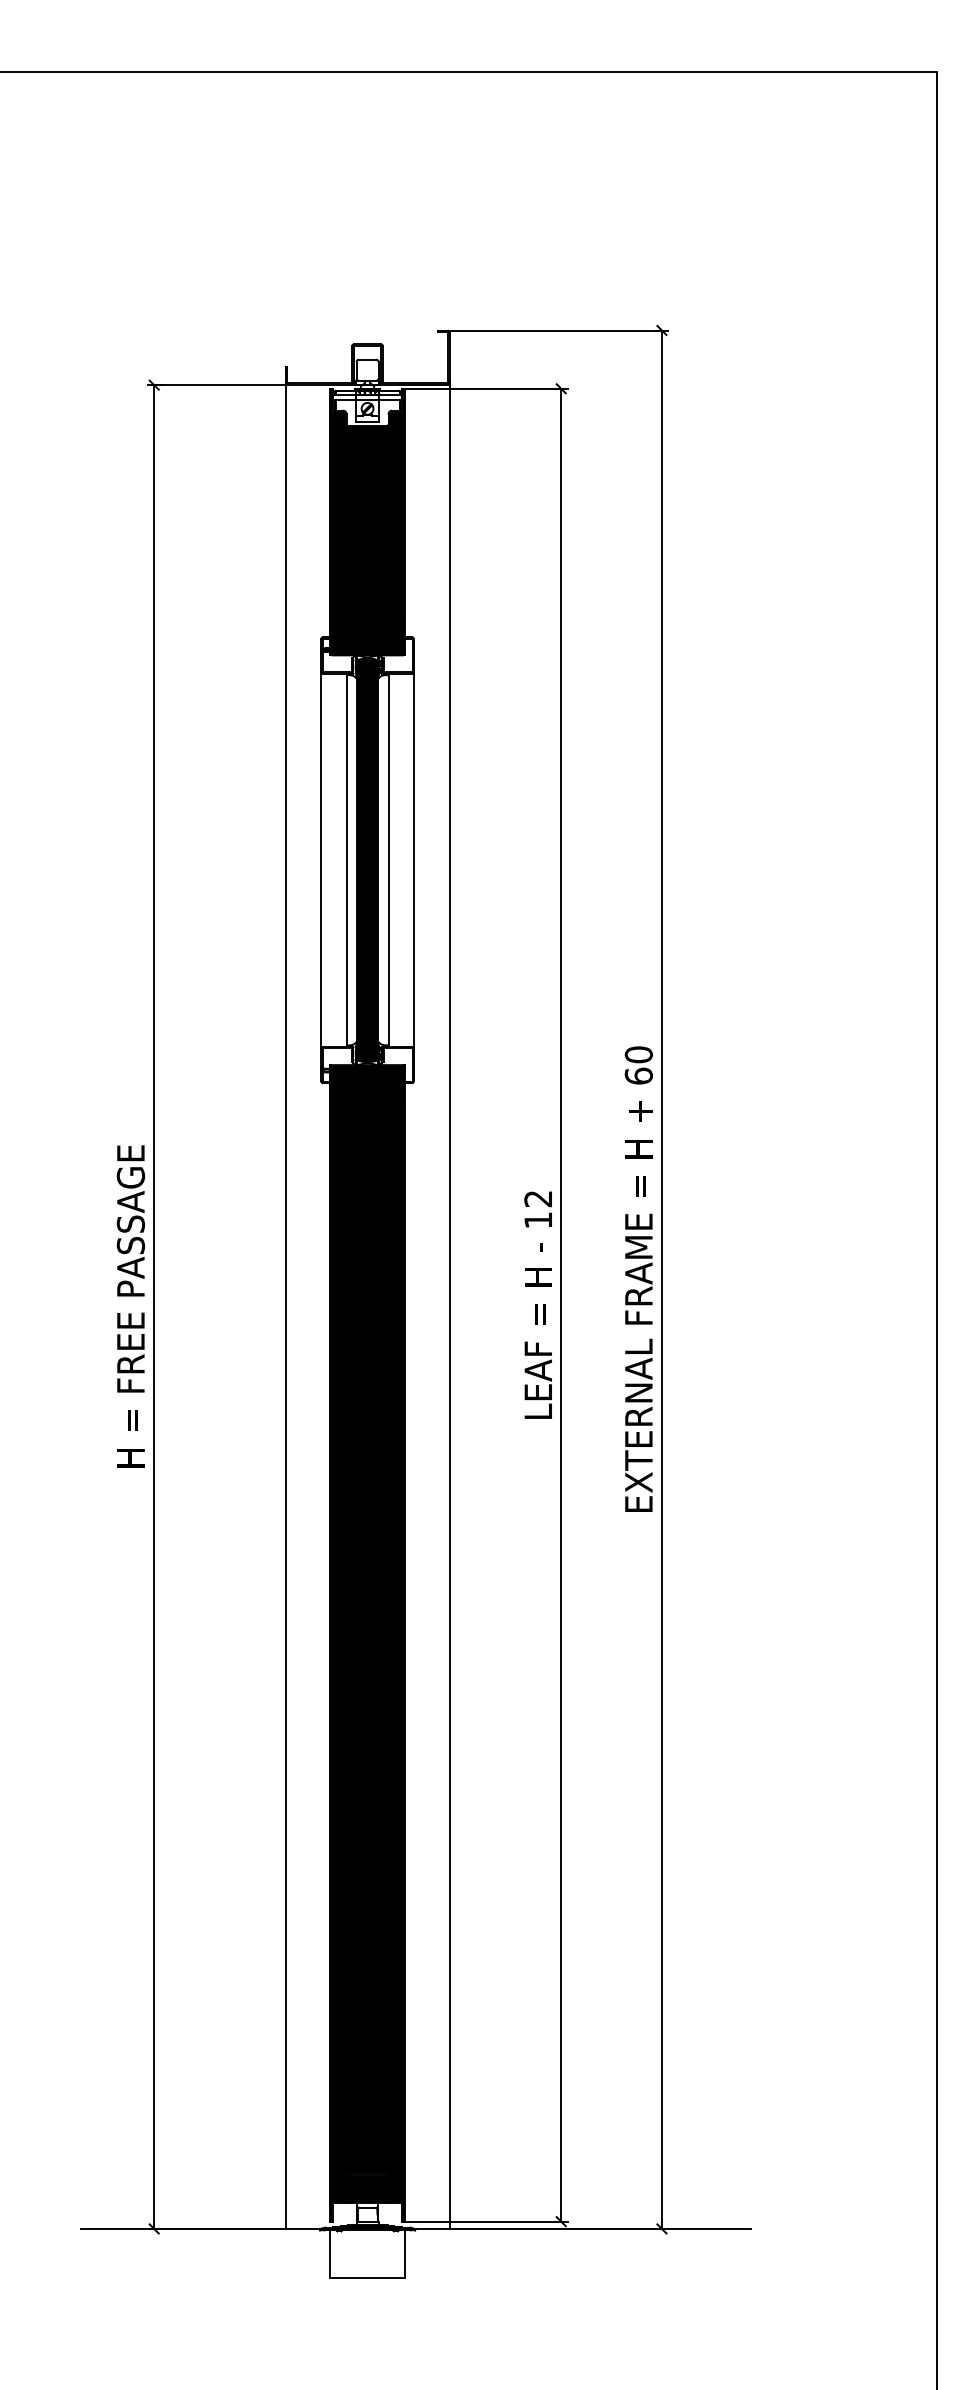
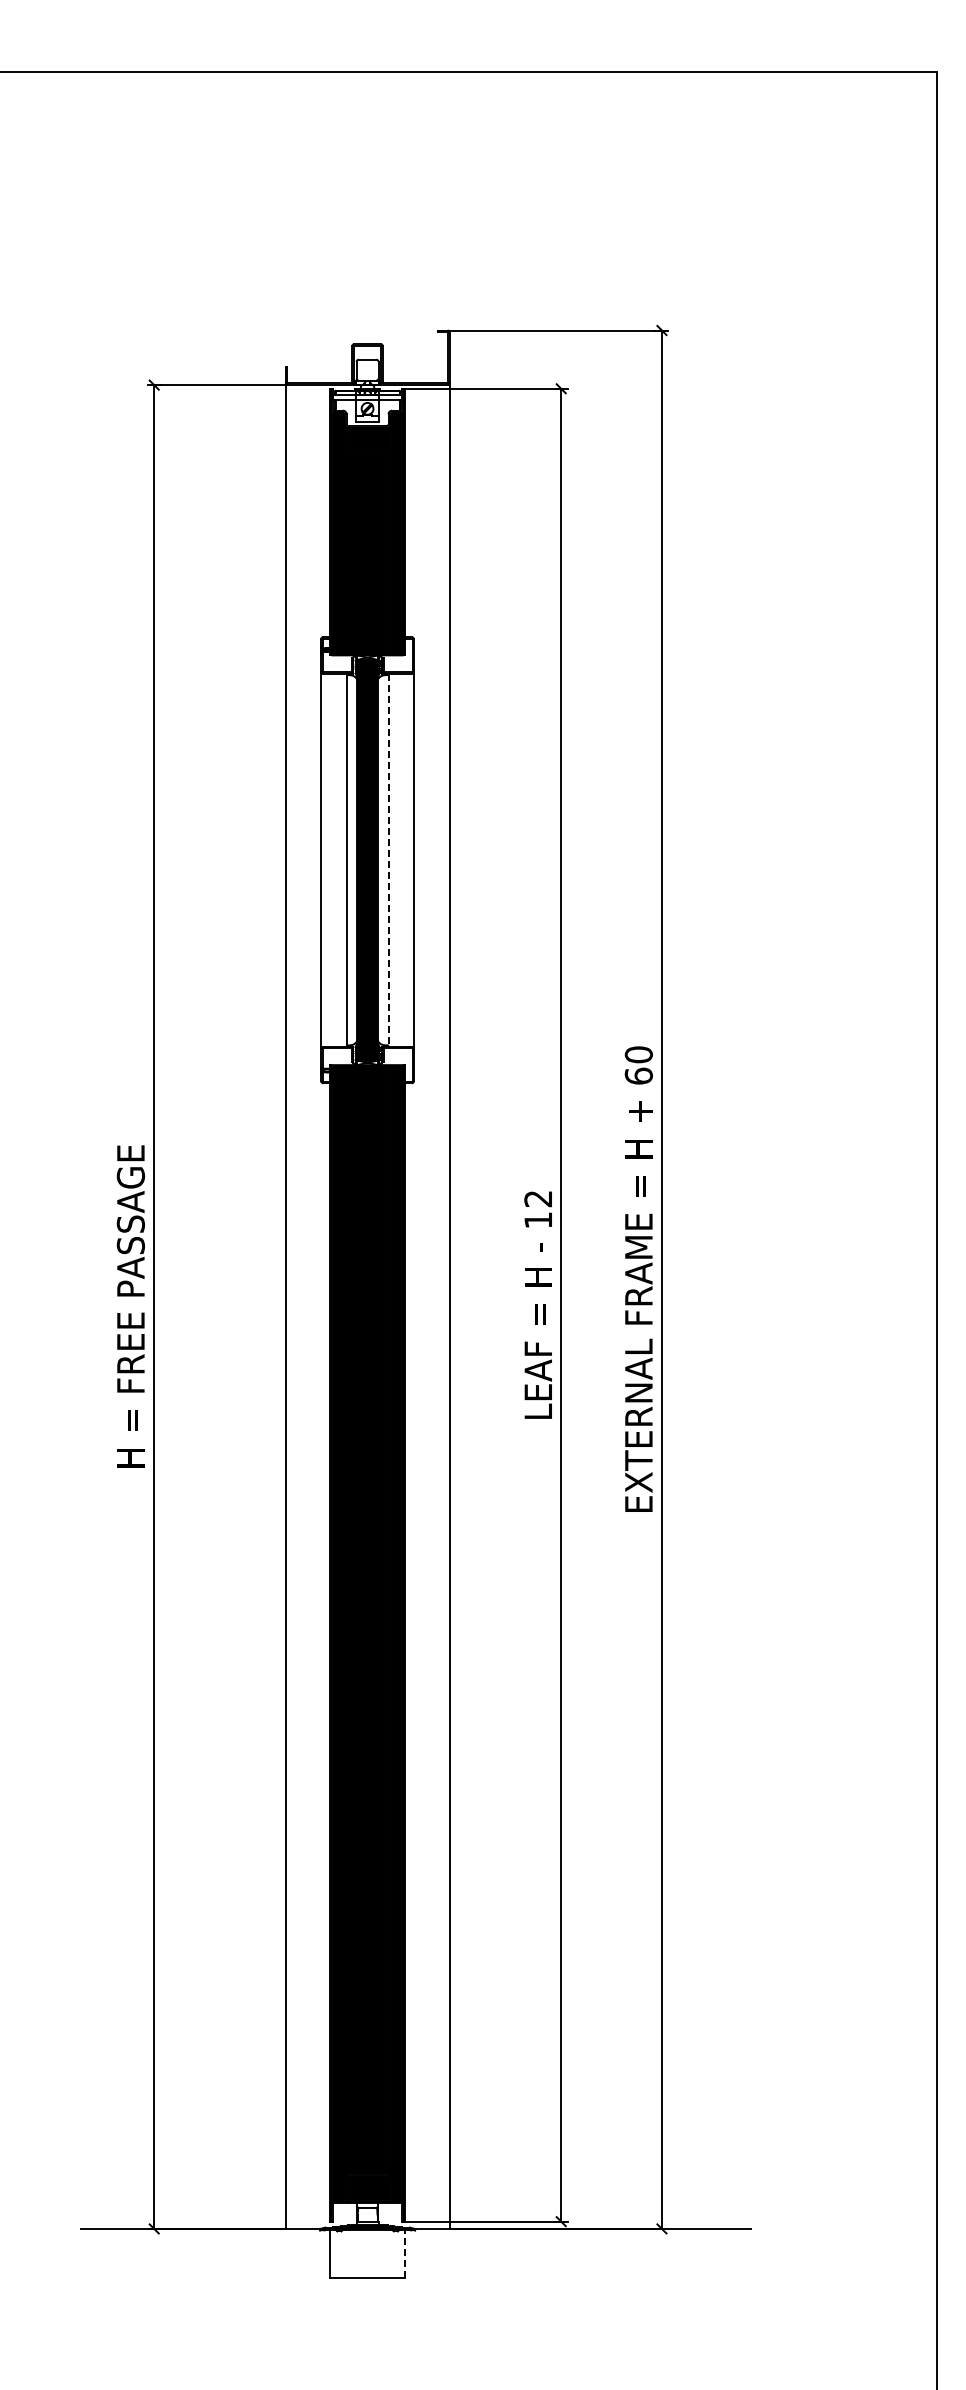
line: solid -> dashed (388, 860)
line: solid -> dashed (404, 2254)
